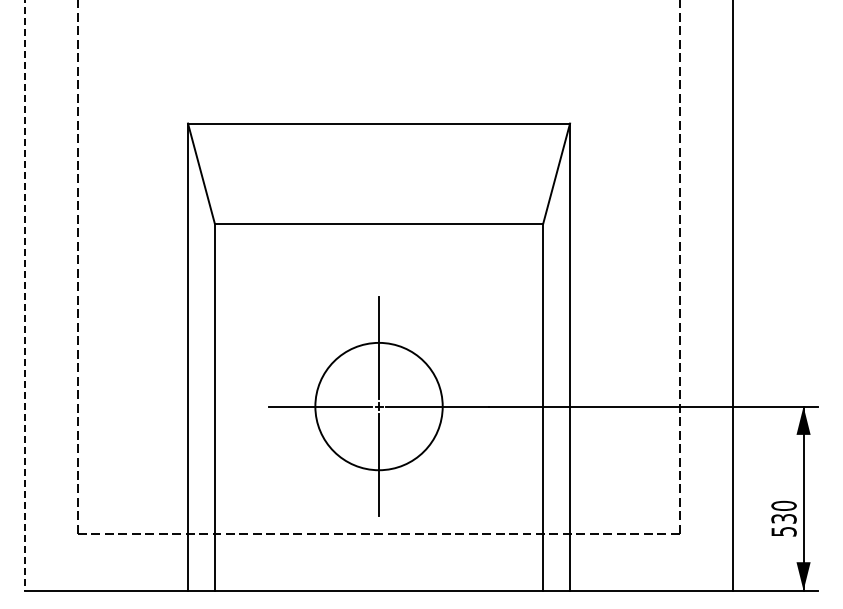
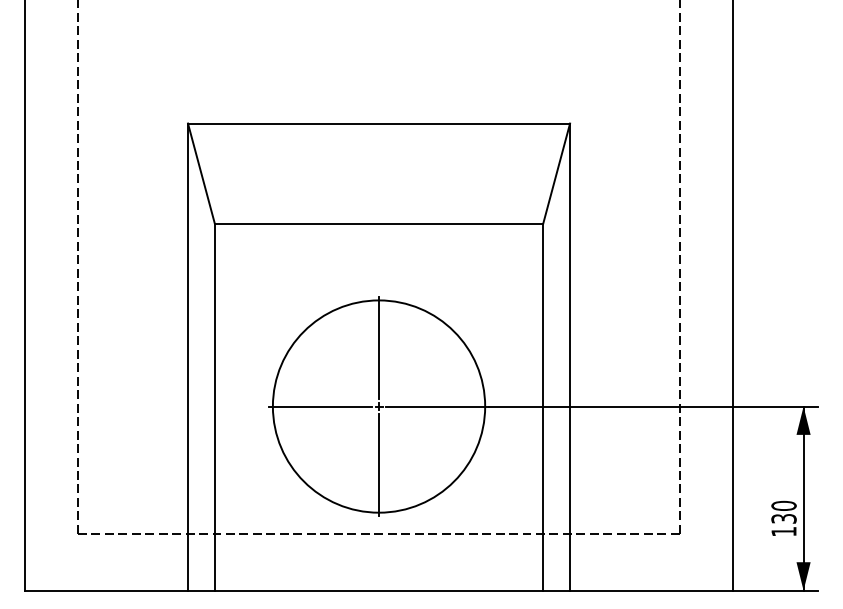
line: dashed -> solid (25, 295)
circle diameter: 127 px -> 212 px (378, 406)
text: 530 -> 130 (783, 531)
